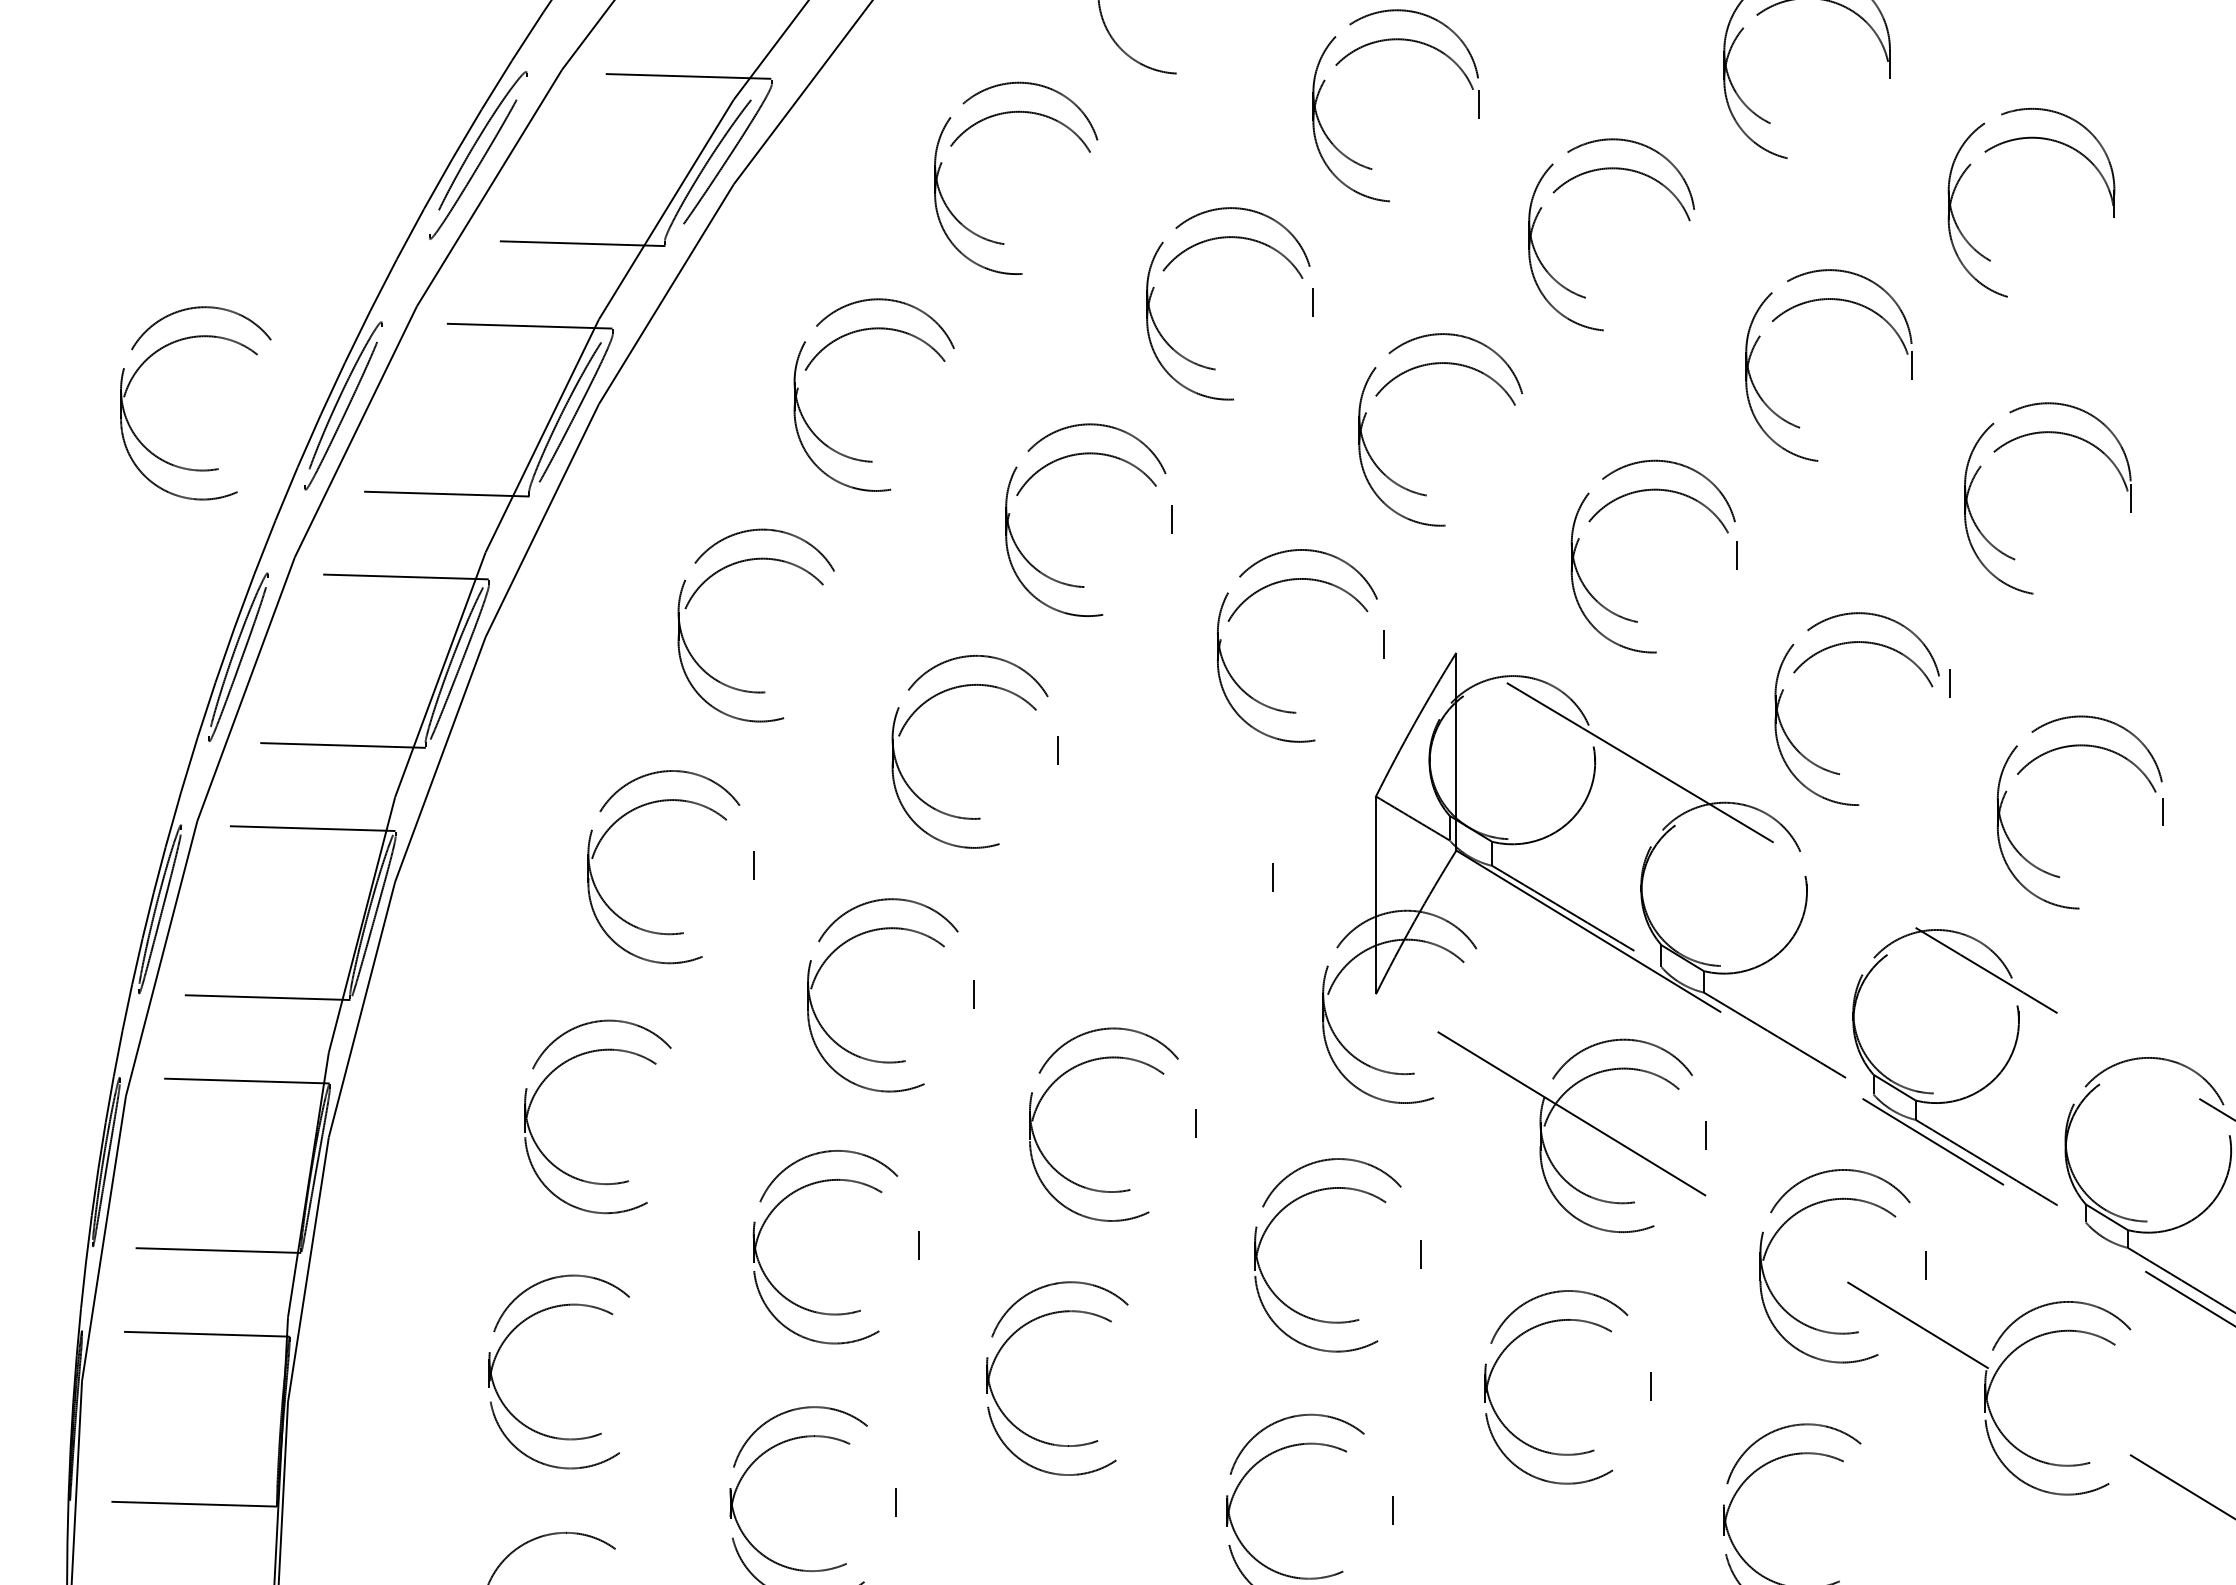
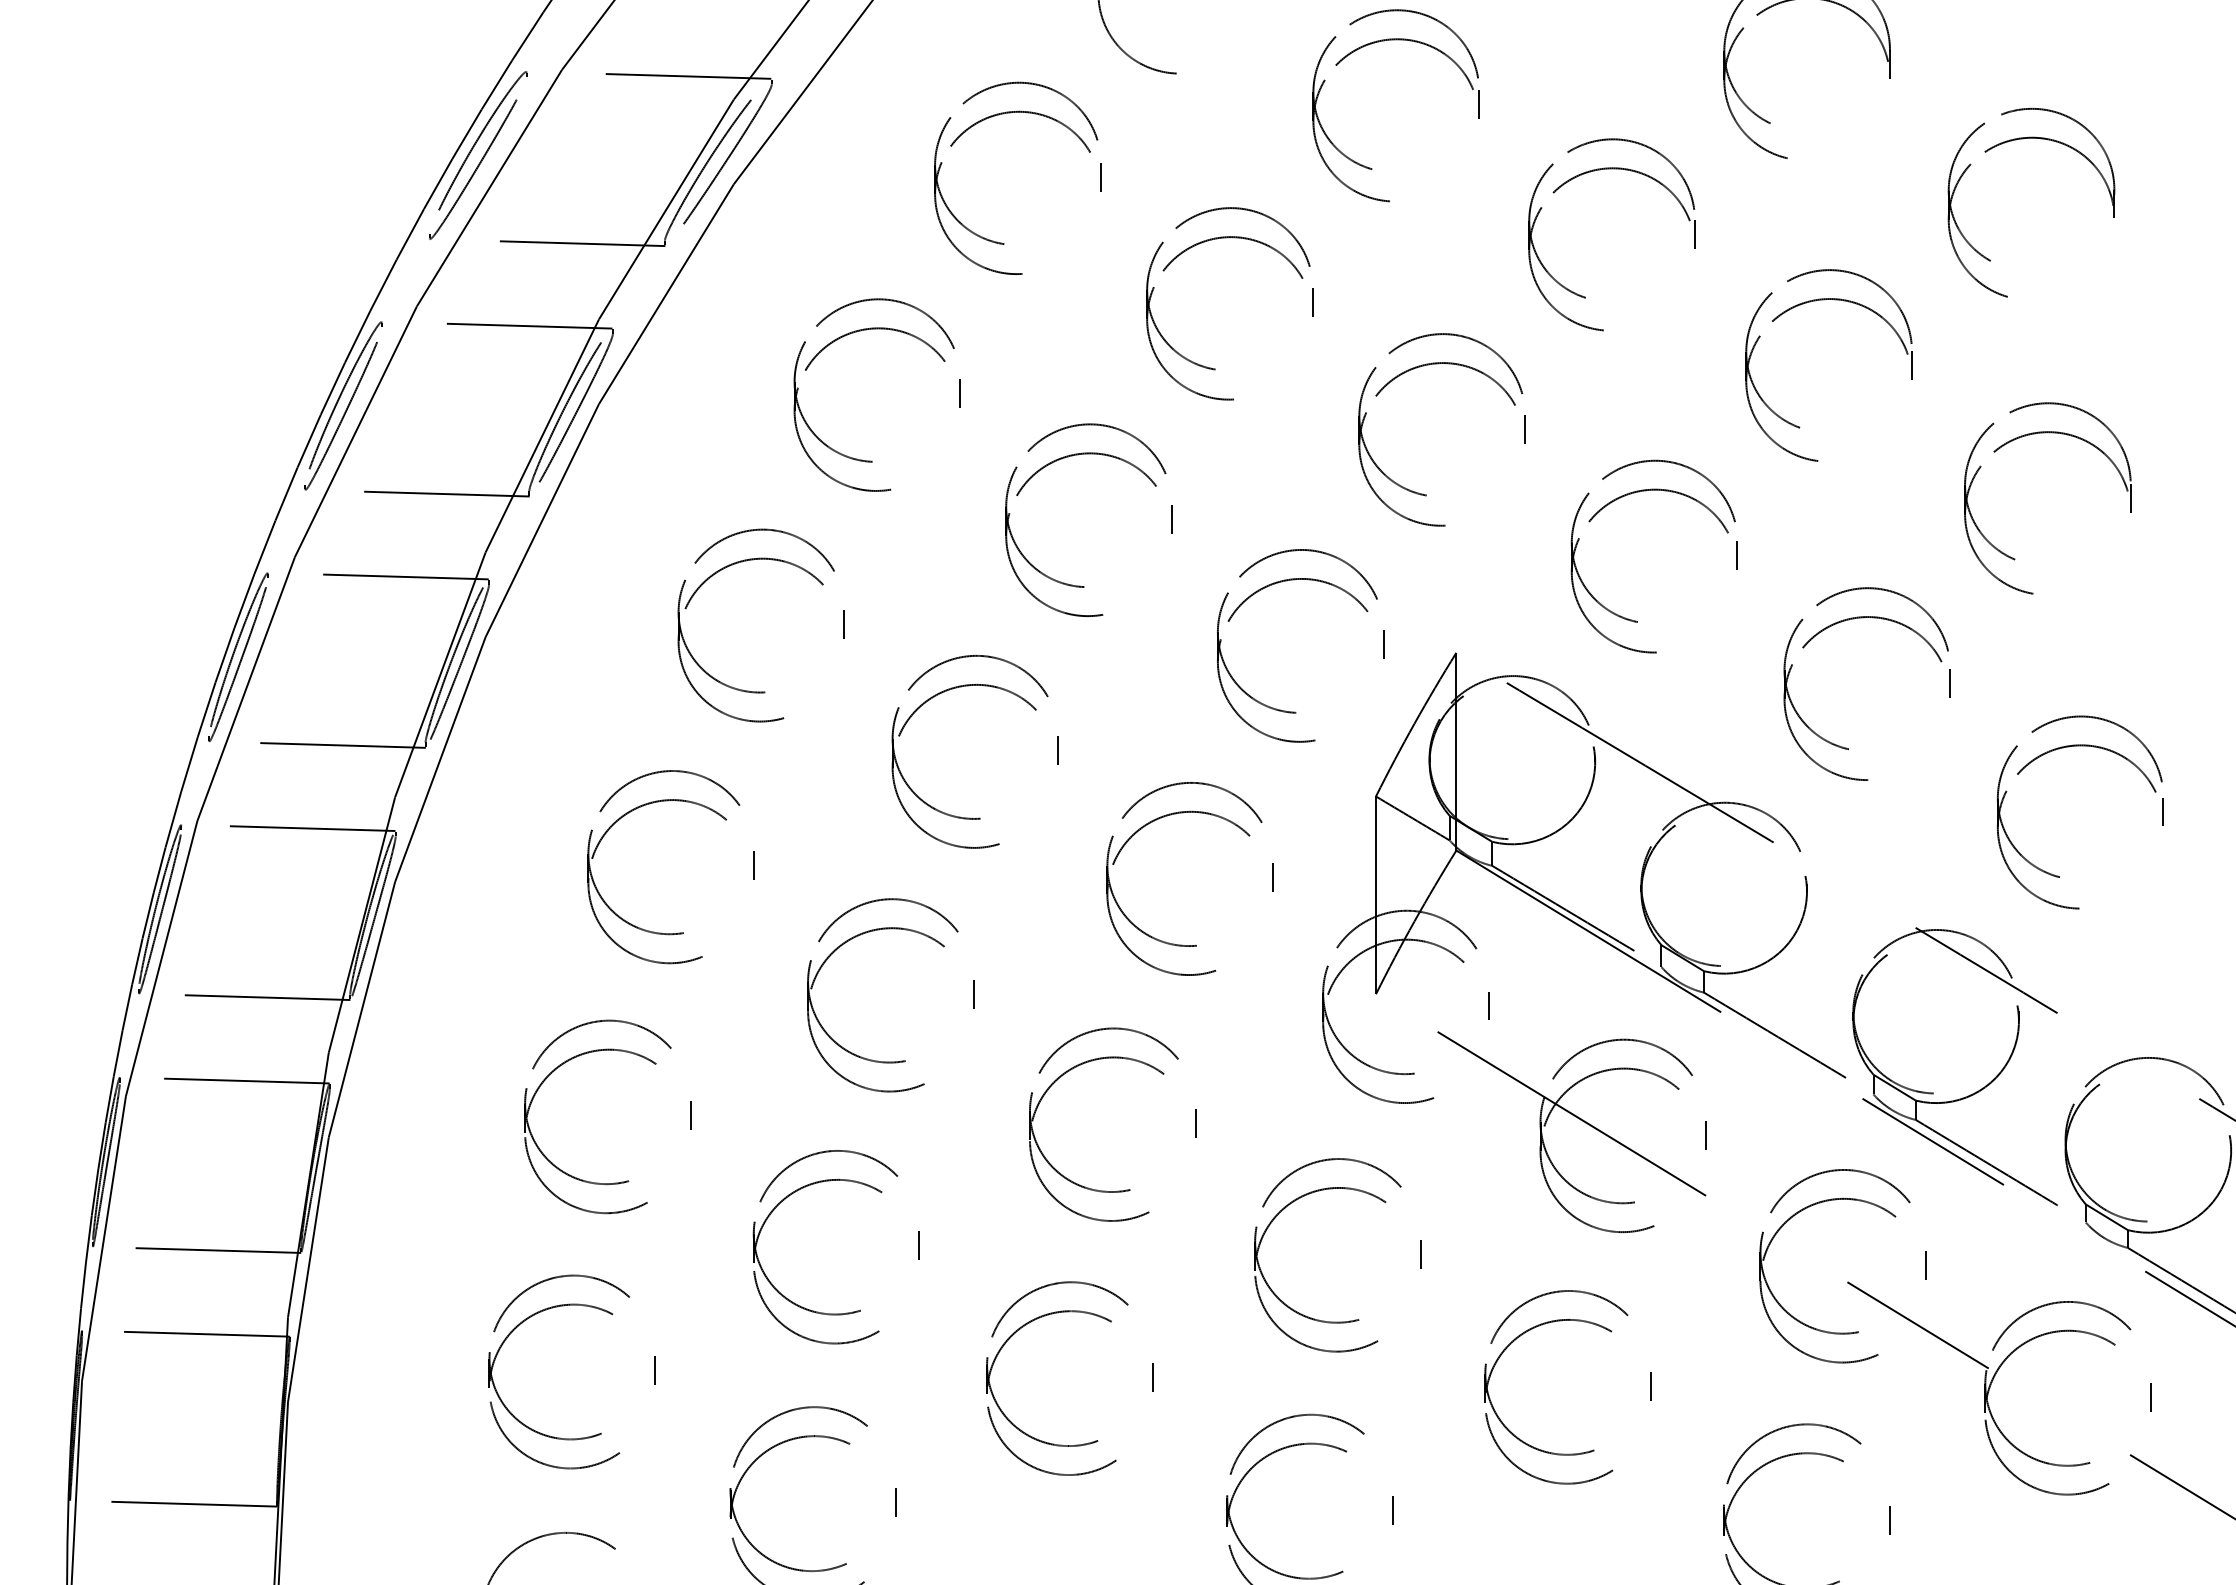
line: none -> present (1100, 176)
line: none -> present (1694, 233)
part: present -> none (167, 346)
line: none -> present (960, 393)
line: none -> present (1524, 428)
line: none -> present (844, 623)
part position: (1845, 644) -> (1854, 619) (1854, 619)
part: none -> present (1164, 817)
line: none -> present (1488, 1005)
line: none -> present (690, 1115)
line: none -> present (655, 1370)
line: none -> present (1152, 1377)
line: none -> present (2150, 1397)
line: none -> present (1889, 1520)
